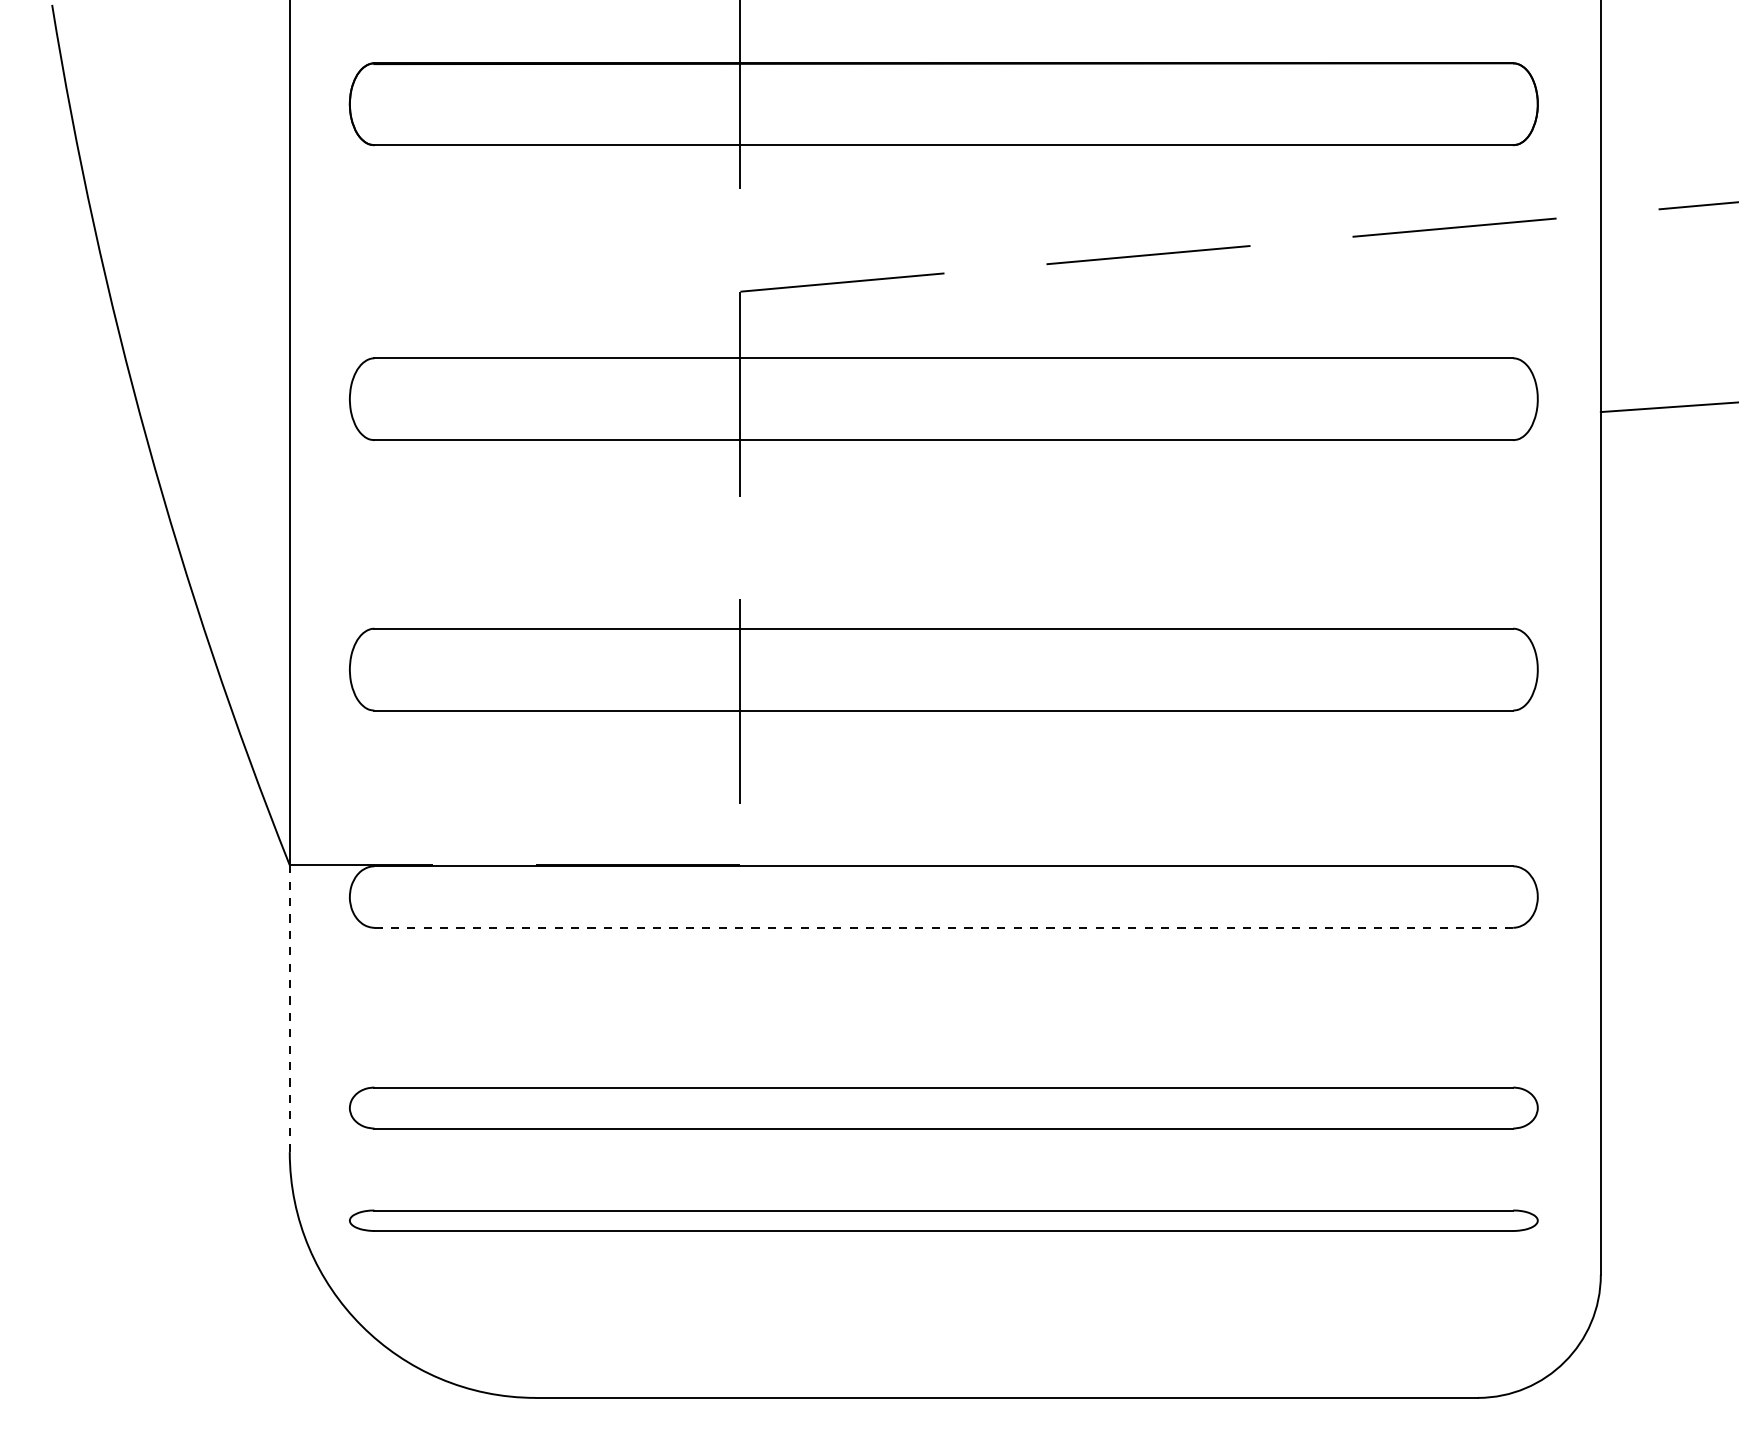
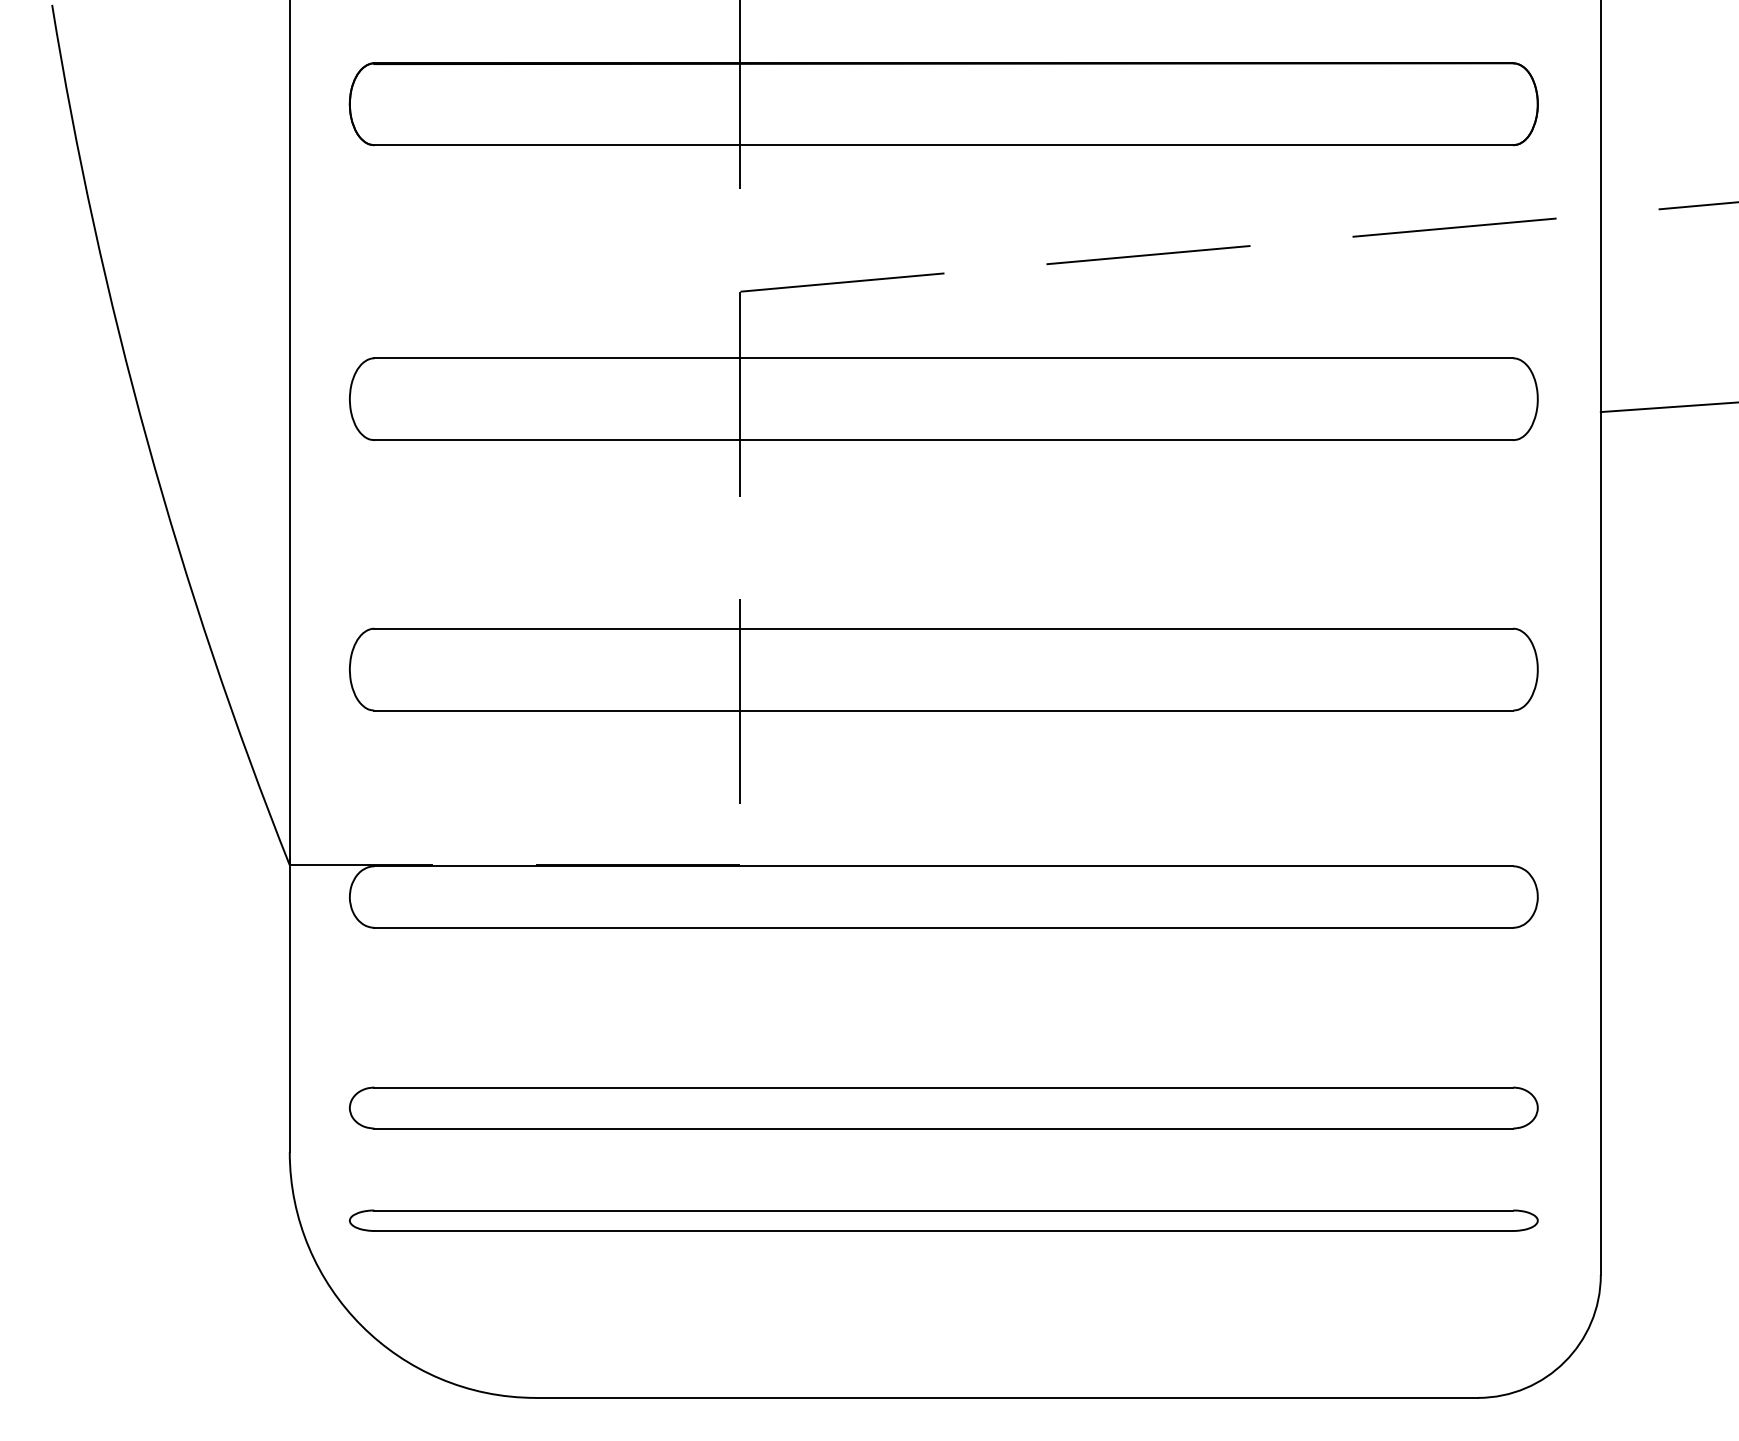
line: dashed -> solid (944, 927)
line: dashed -> solid (289, 1004)
